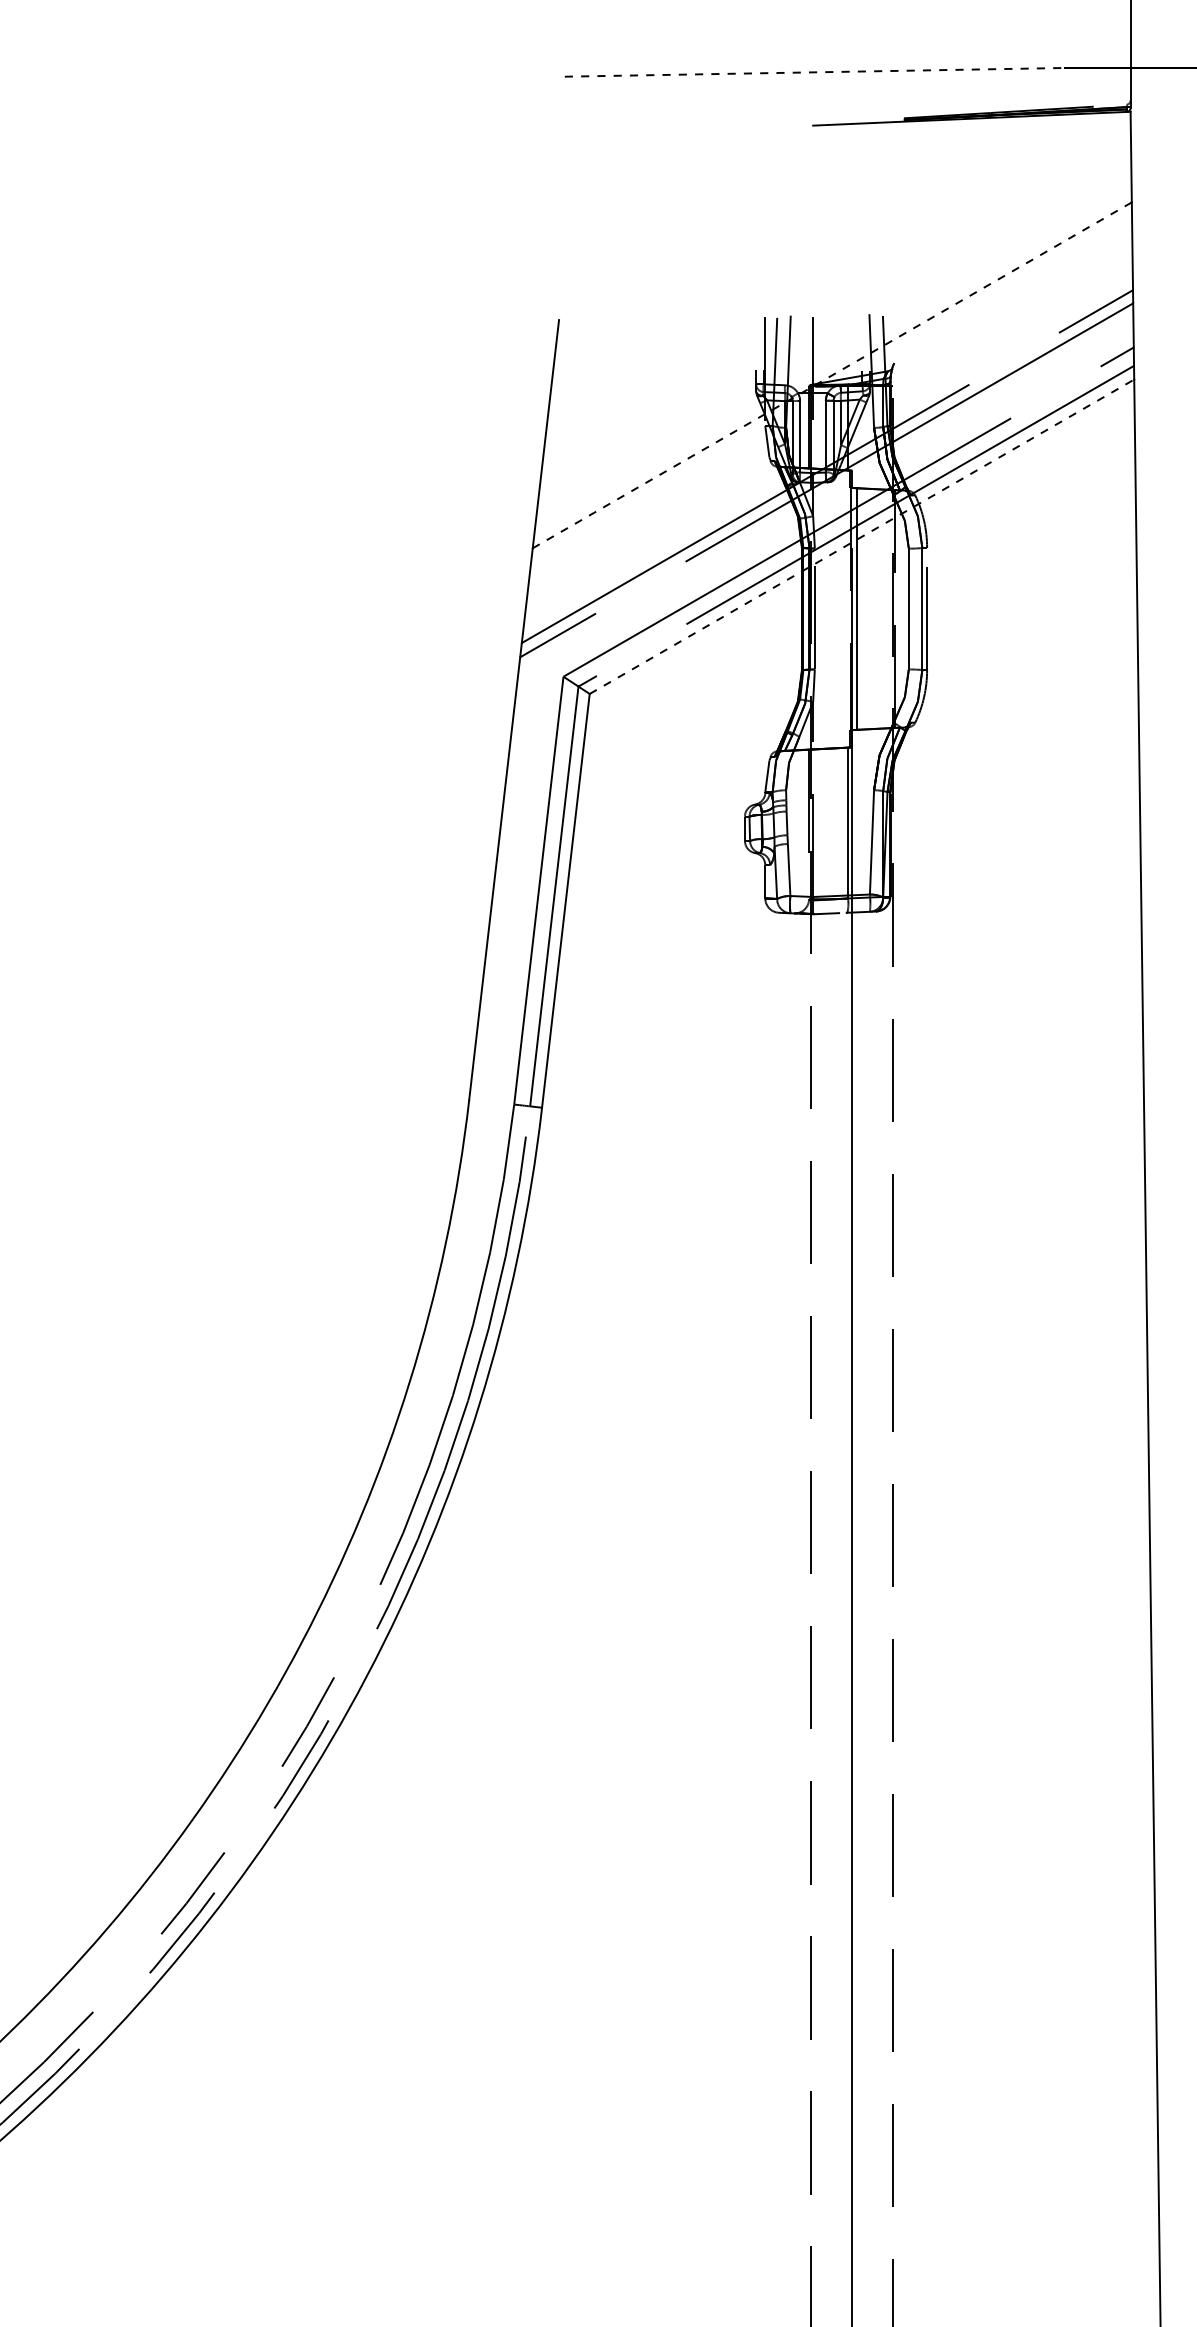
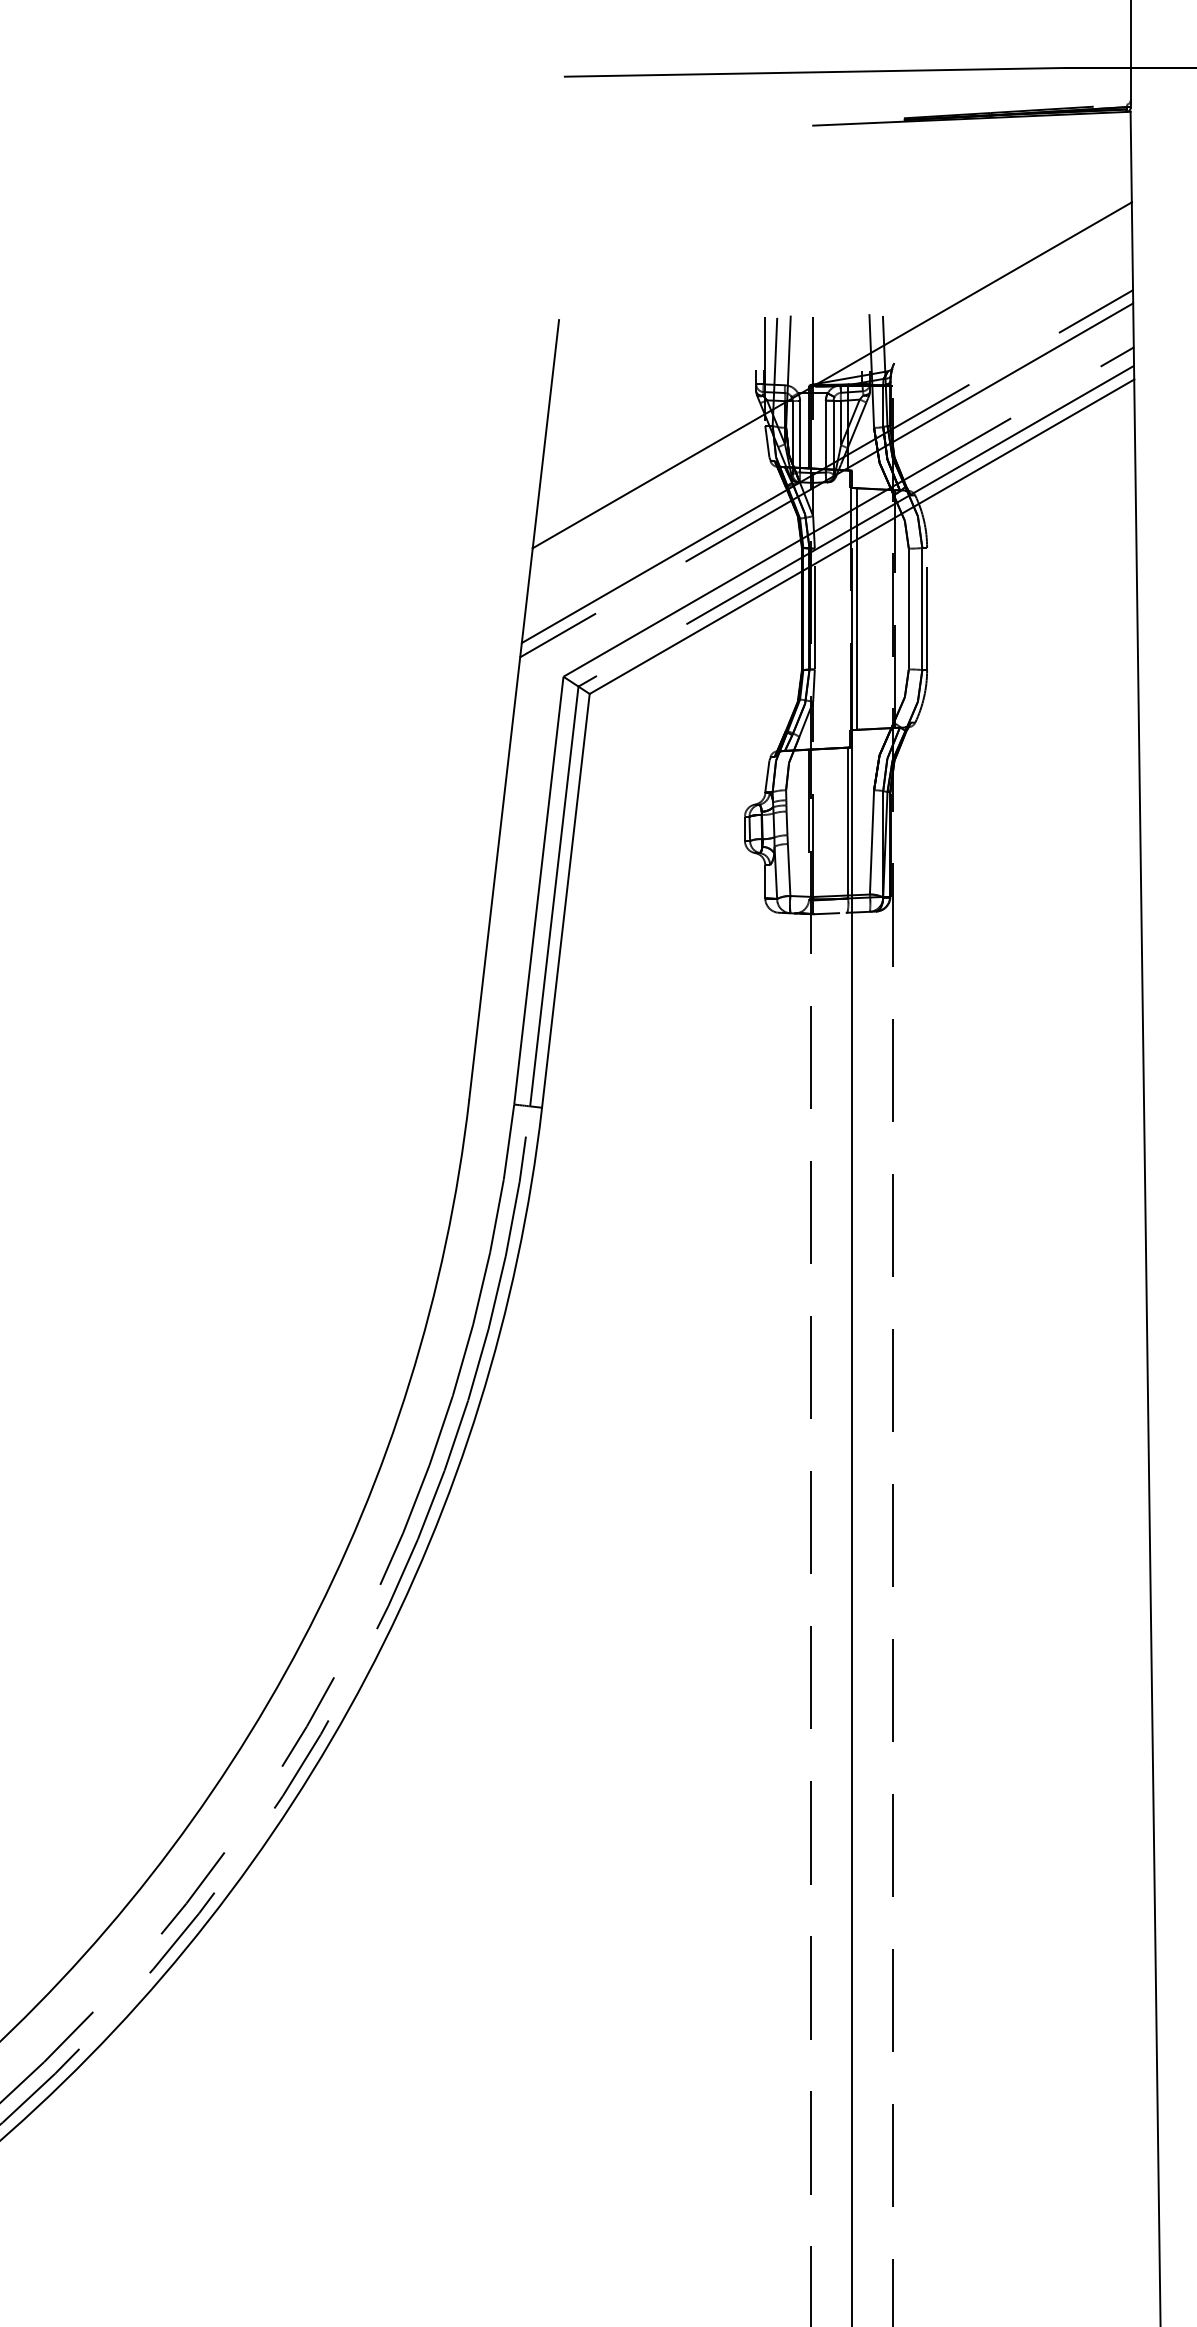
line: dashed -> solid (815, 72)
line: dashed -> solid (832, 375)
line: dashed -> solid (862, 536)
